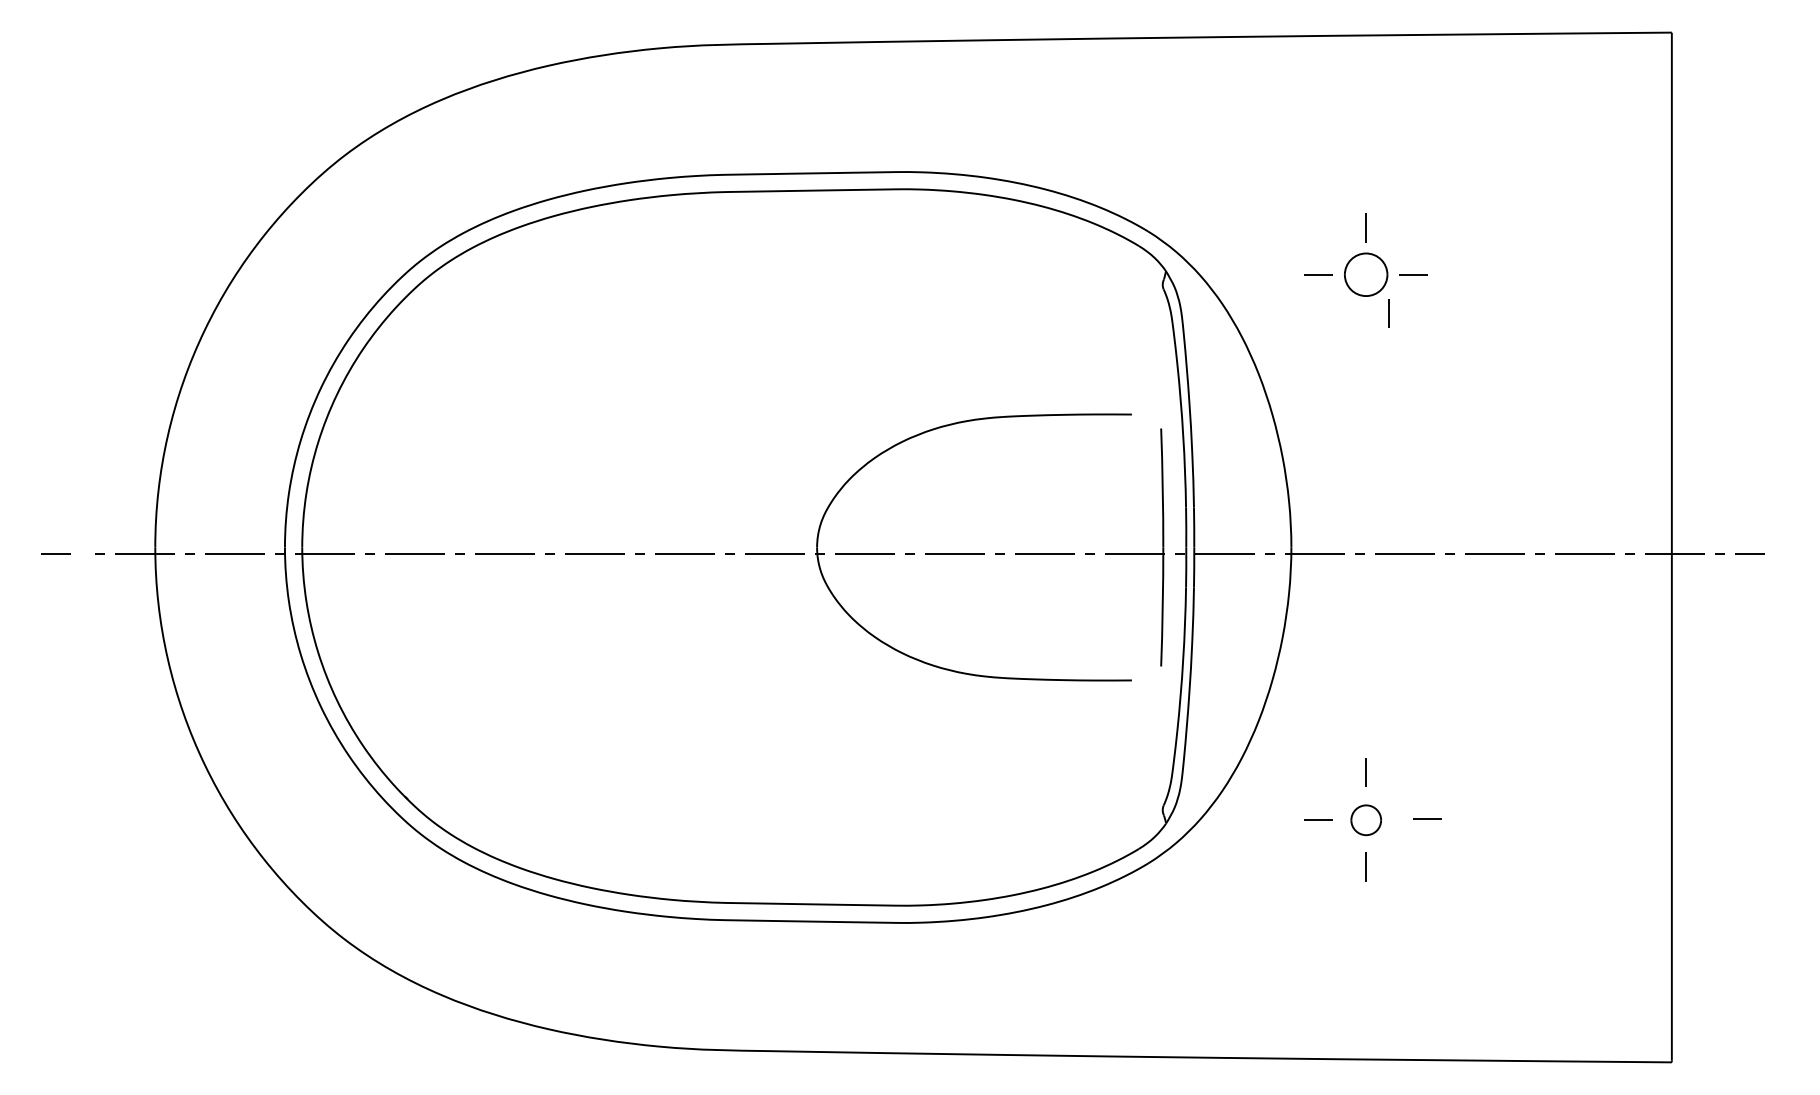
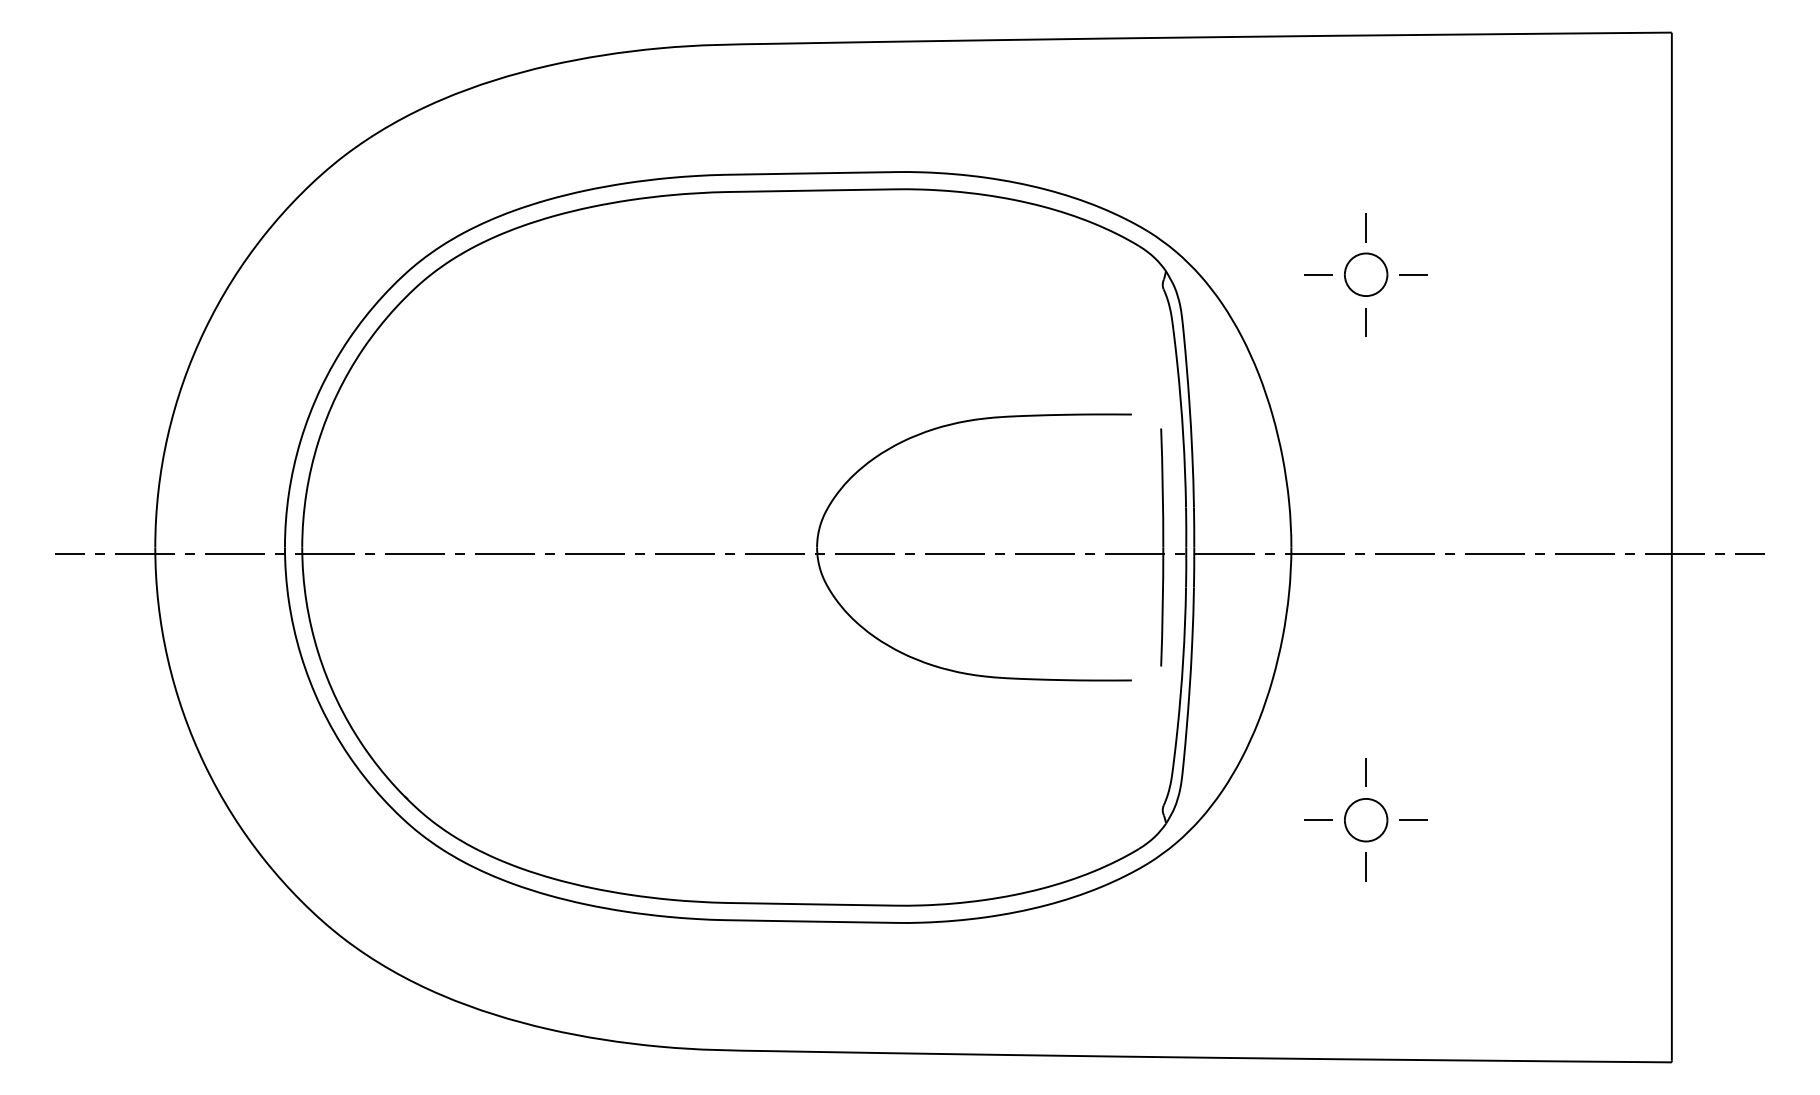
line position: (1388, 313) -> (1365, 322) (1365, 322)
line position: (55, 553) -> (69, 553) (69, 553)
line position: (1427, 818) -> (1413, 819) (1413, 819)
part size: 32x33 px -> 45x45 px (1366, 820)
